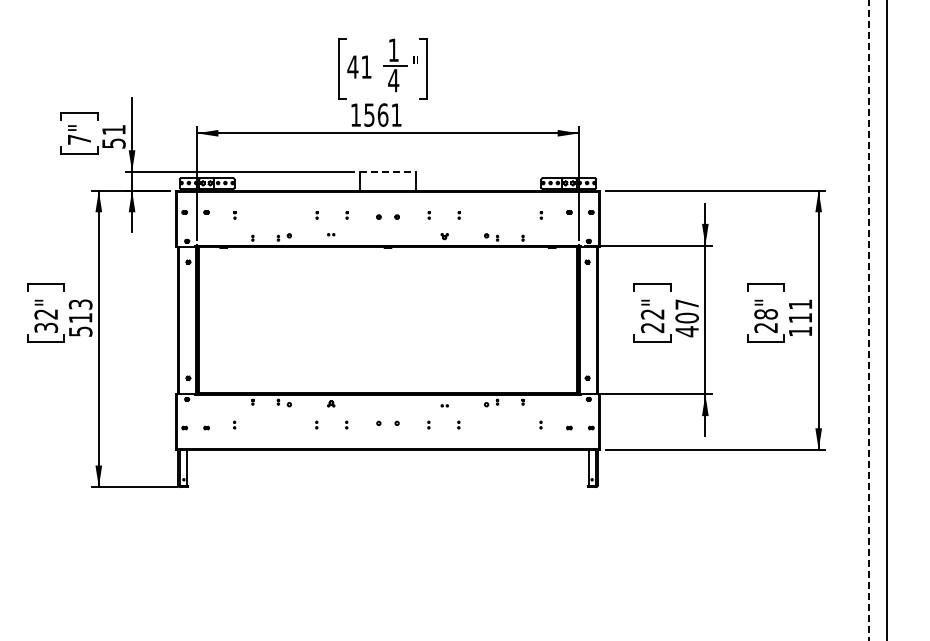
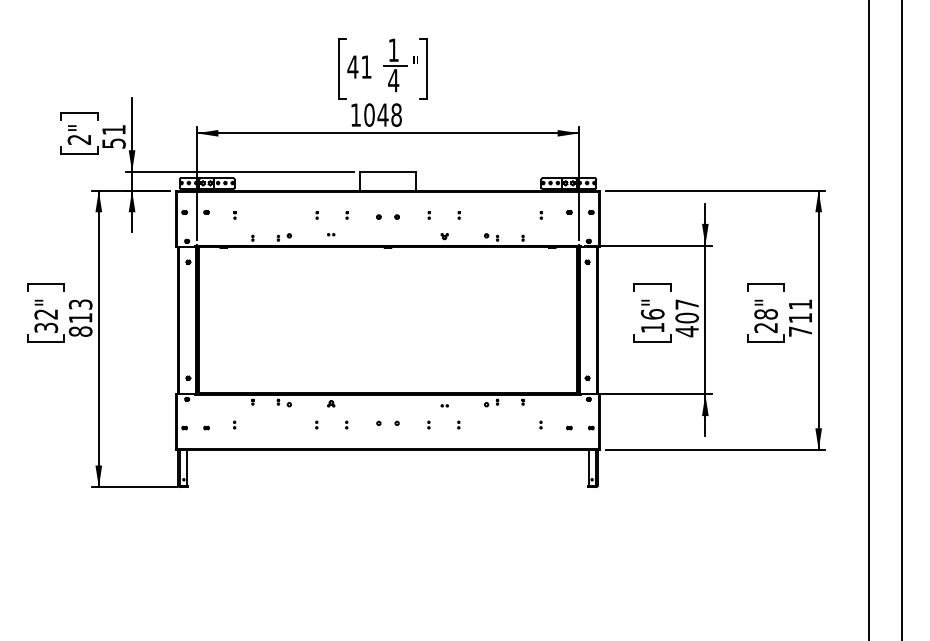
text: 1561 -> 1048 (382, 114)
text: 7" -> 2" (78, 139)
line: dashed -> solid (388, 171)
line position: (887, 319) -> (902, 319) (902, 319)
line: dashed -> solid (869, 320)
text: 22" -> 16" (652, 321)
text: 513 -> 813 (80, 331)
text: 111 -> 711 (800, 331)
